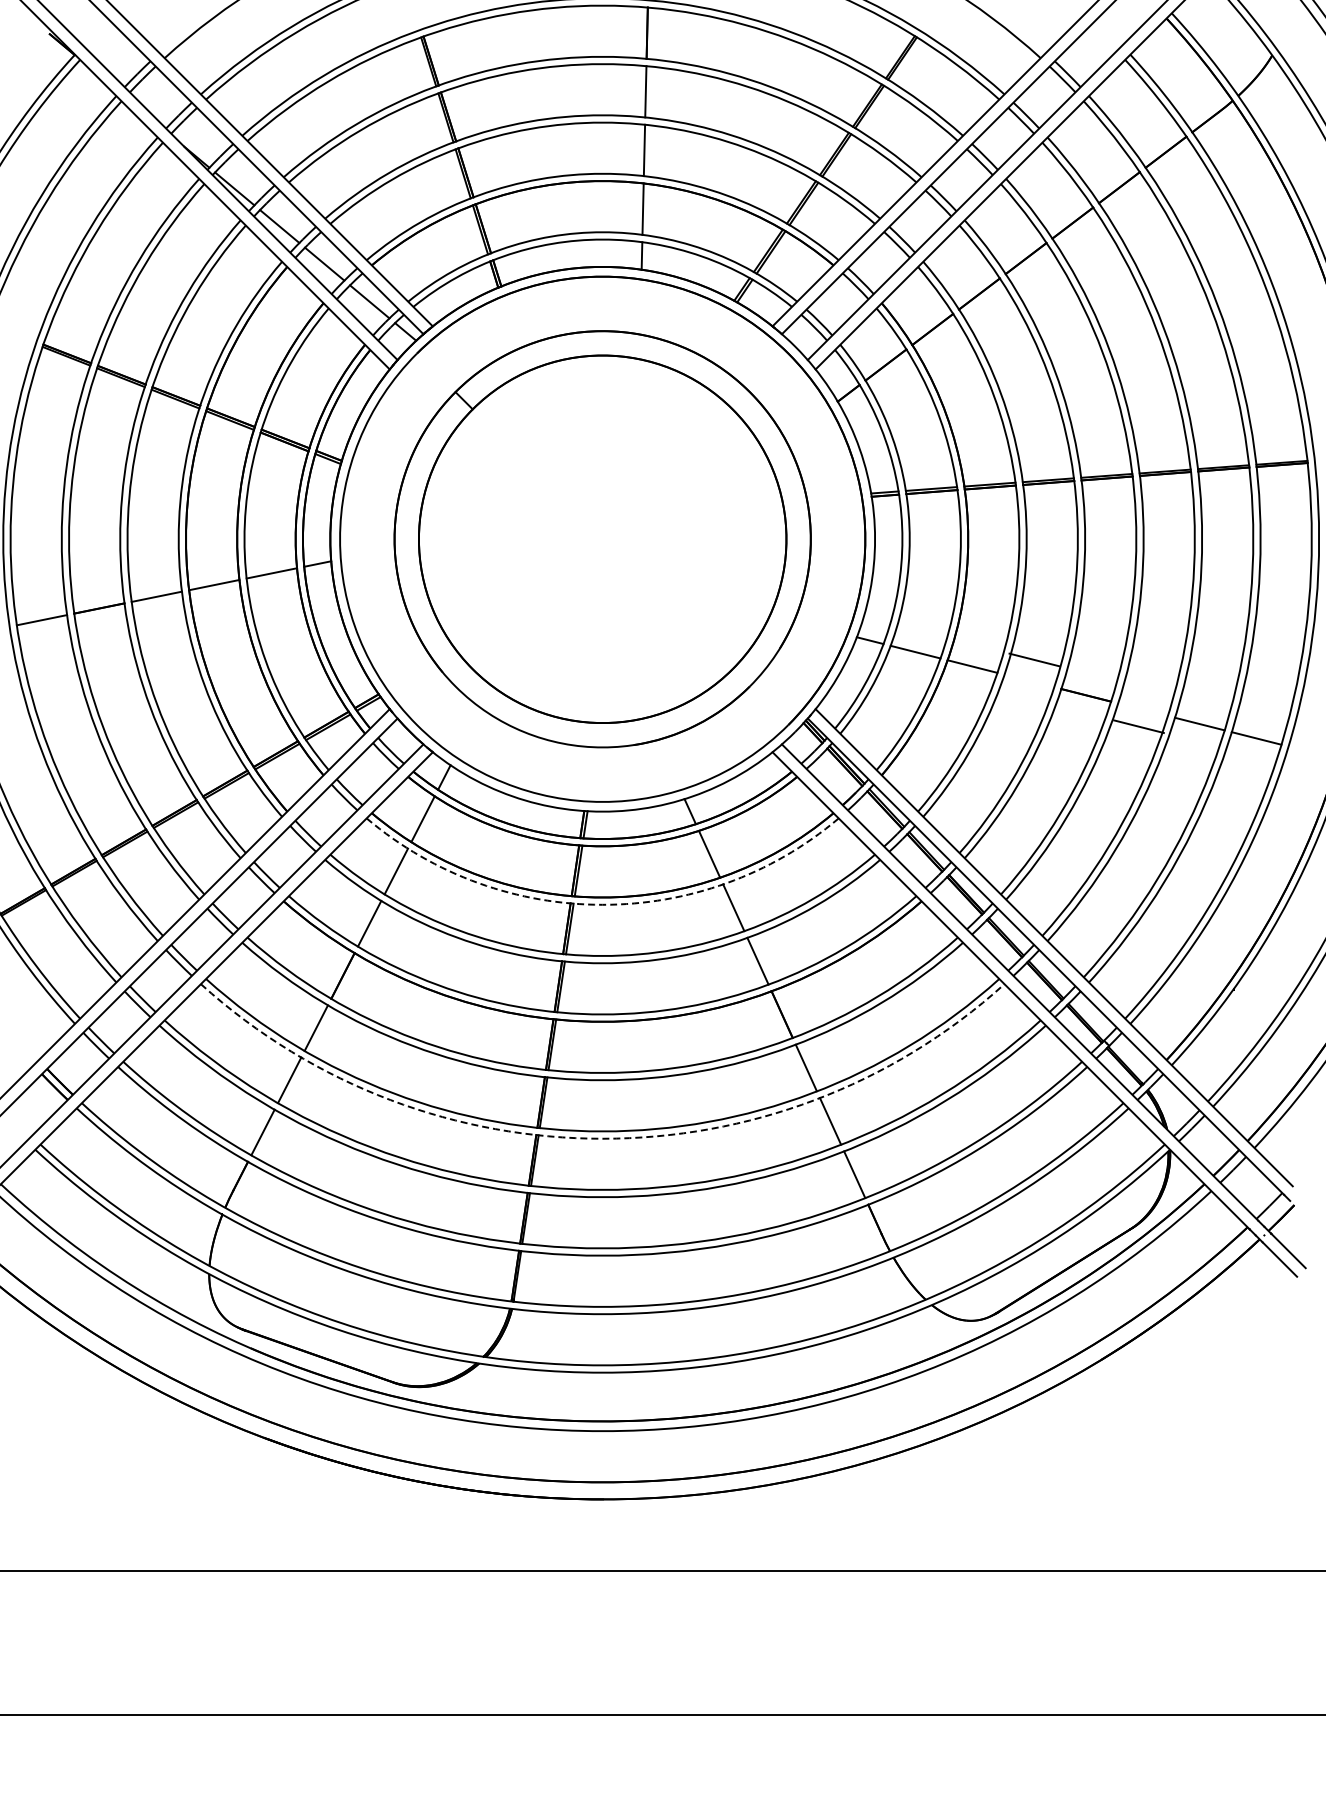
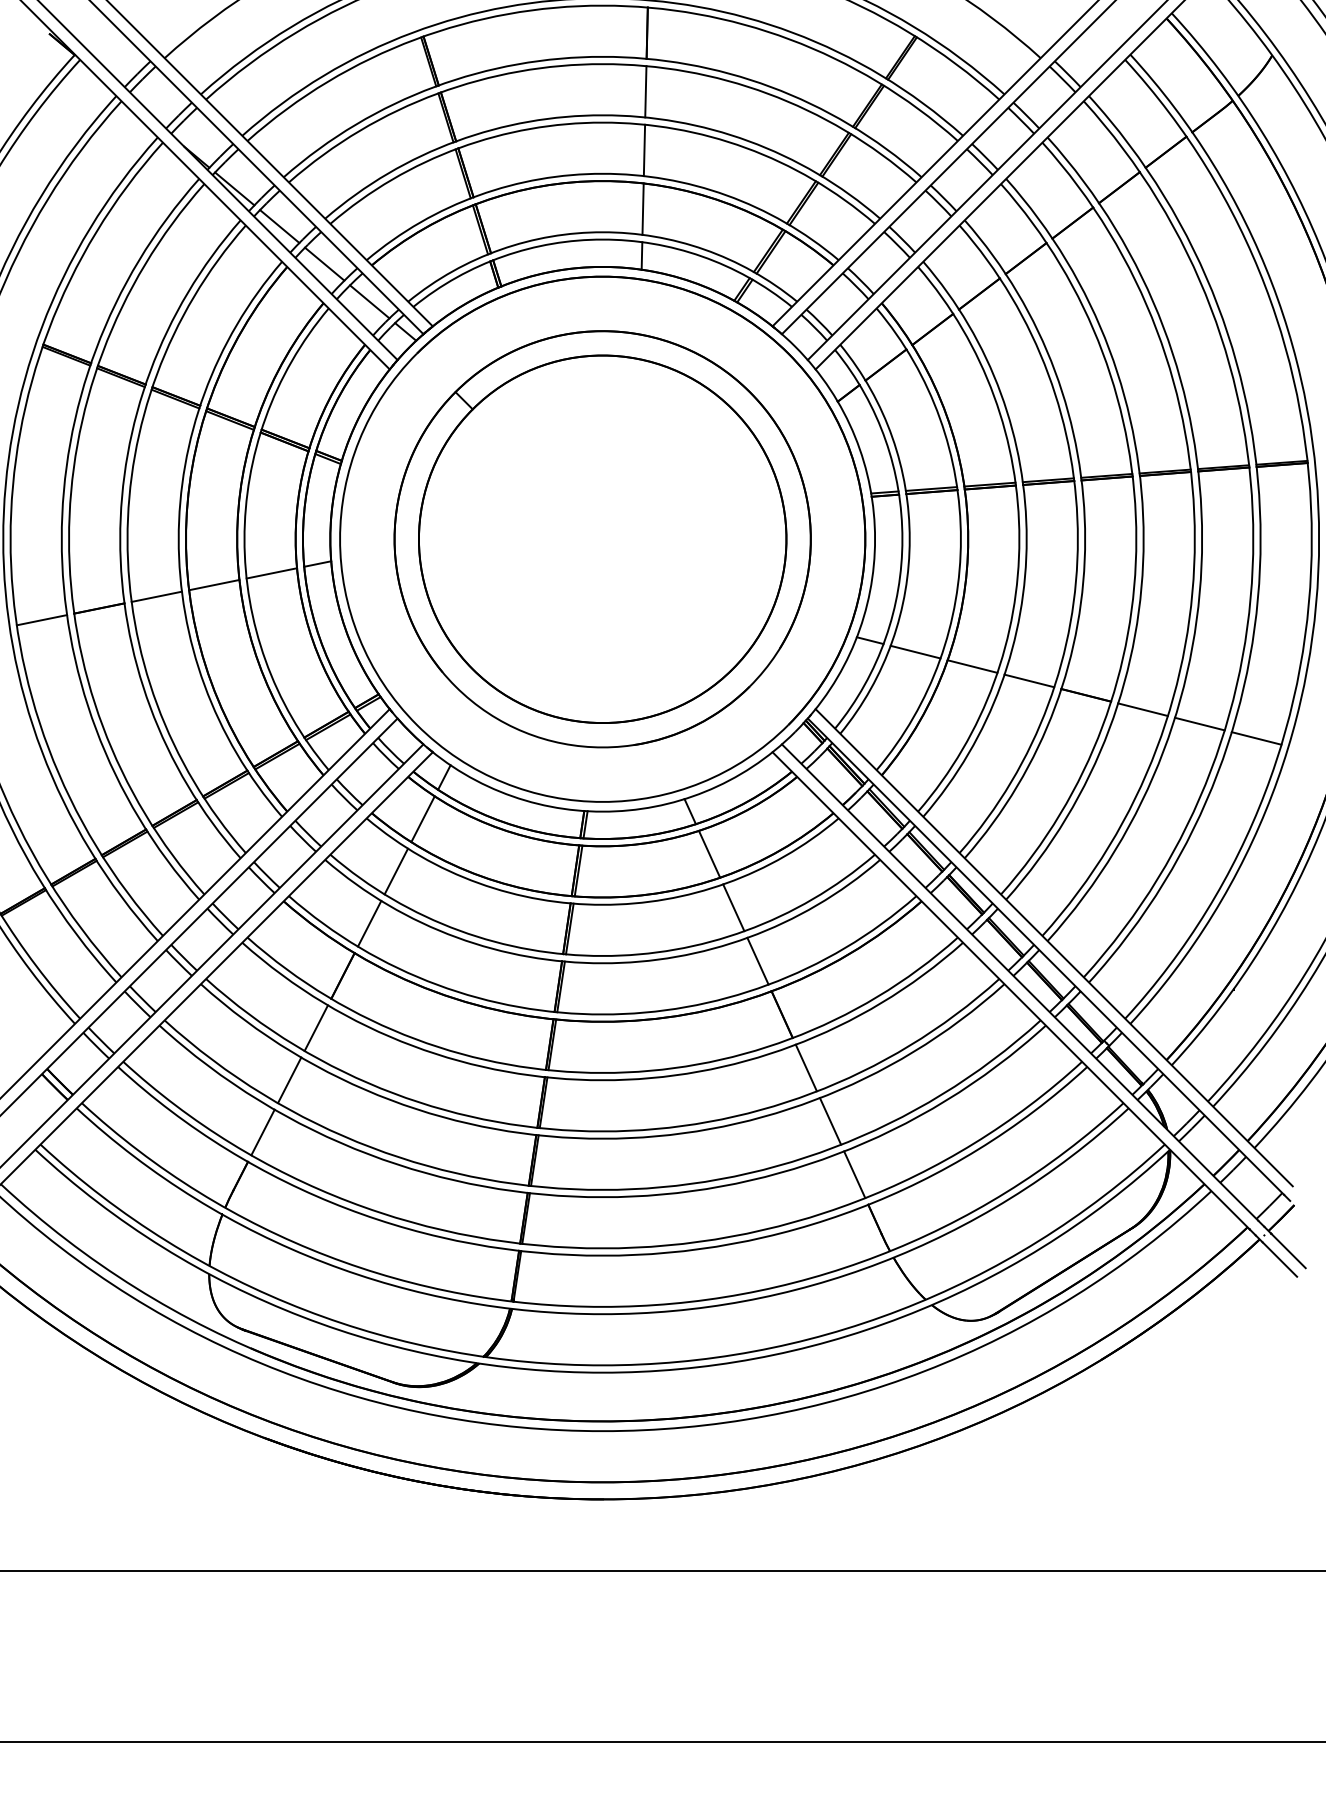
line position: (1034, 659) -> (1029, 680) (1029, 680)
line position: (1138, 726) -> (1142, 709) (1142, 709)
arc: dashed -> solid (602, 904)
arc: dashed -> solid (602, 1138)
line position: (662, 1715) -> (662, 1742) (662, 1742)
